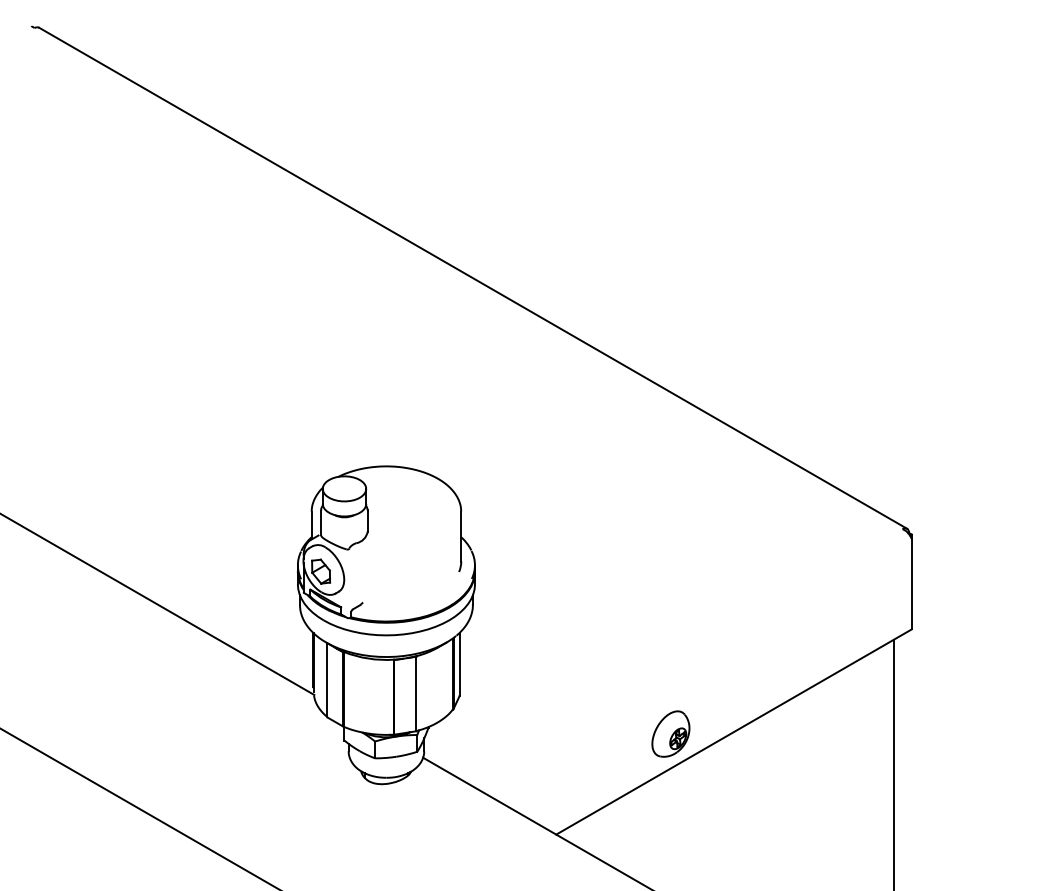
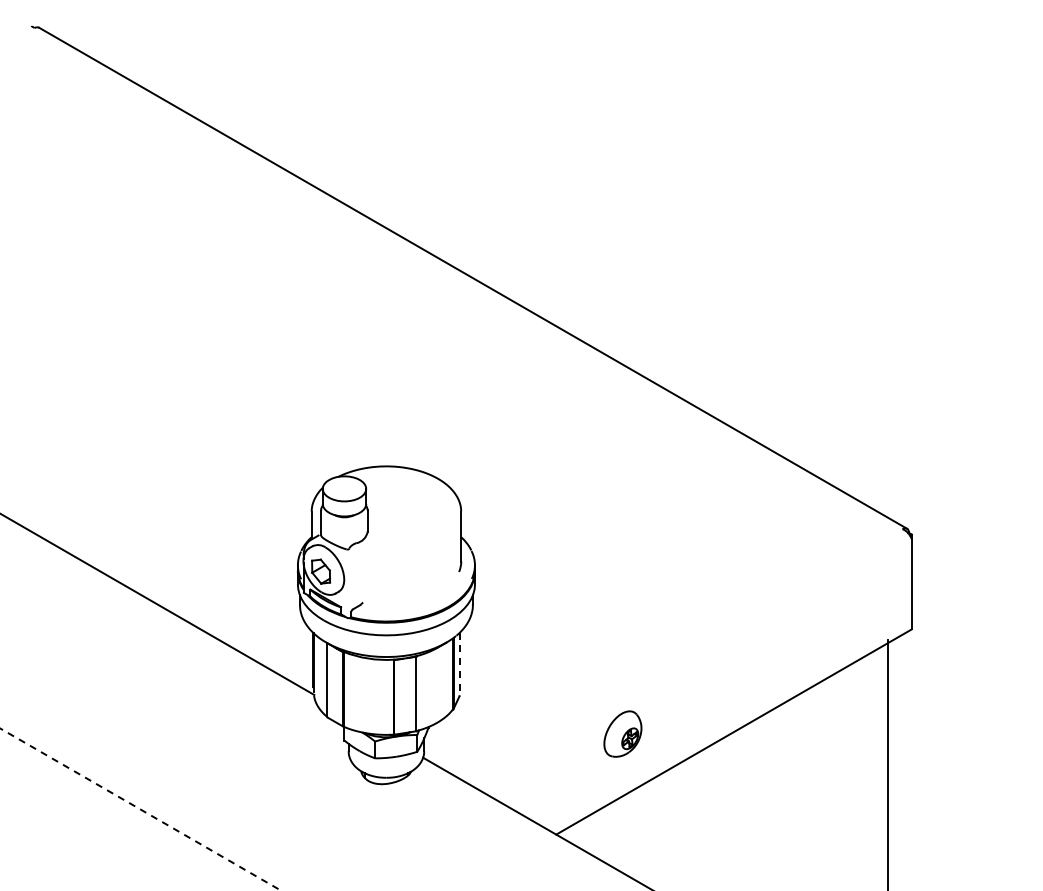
line: solid -> dashed (459, 664)
part position: (670, 733) -> (622, 733) (622, 733)
line position: (893, 763) -> (887, 763) (887, 763)
line: solid -> dashed (140, 809)
